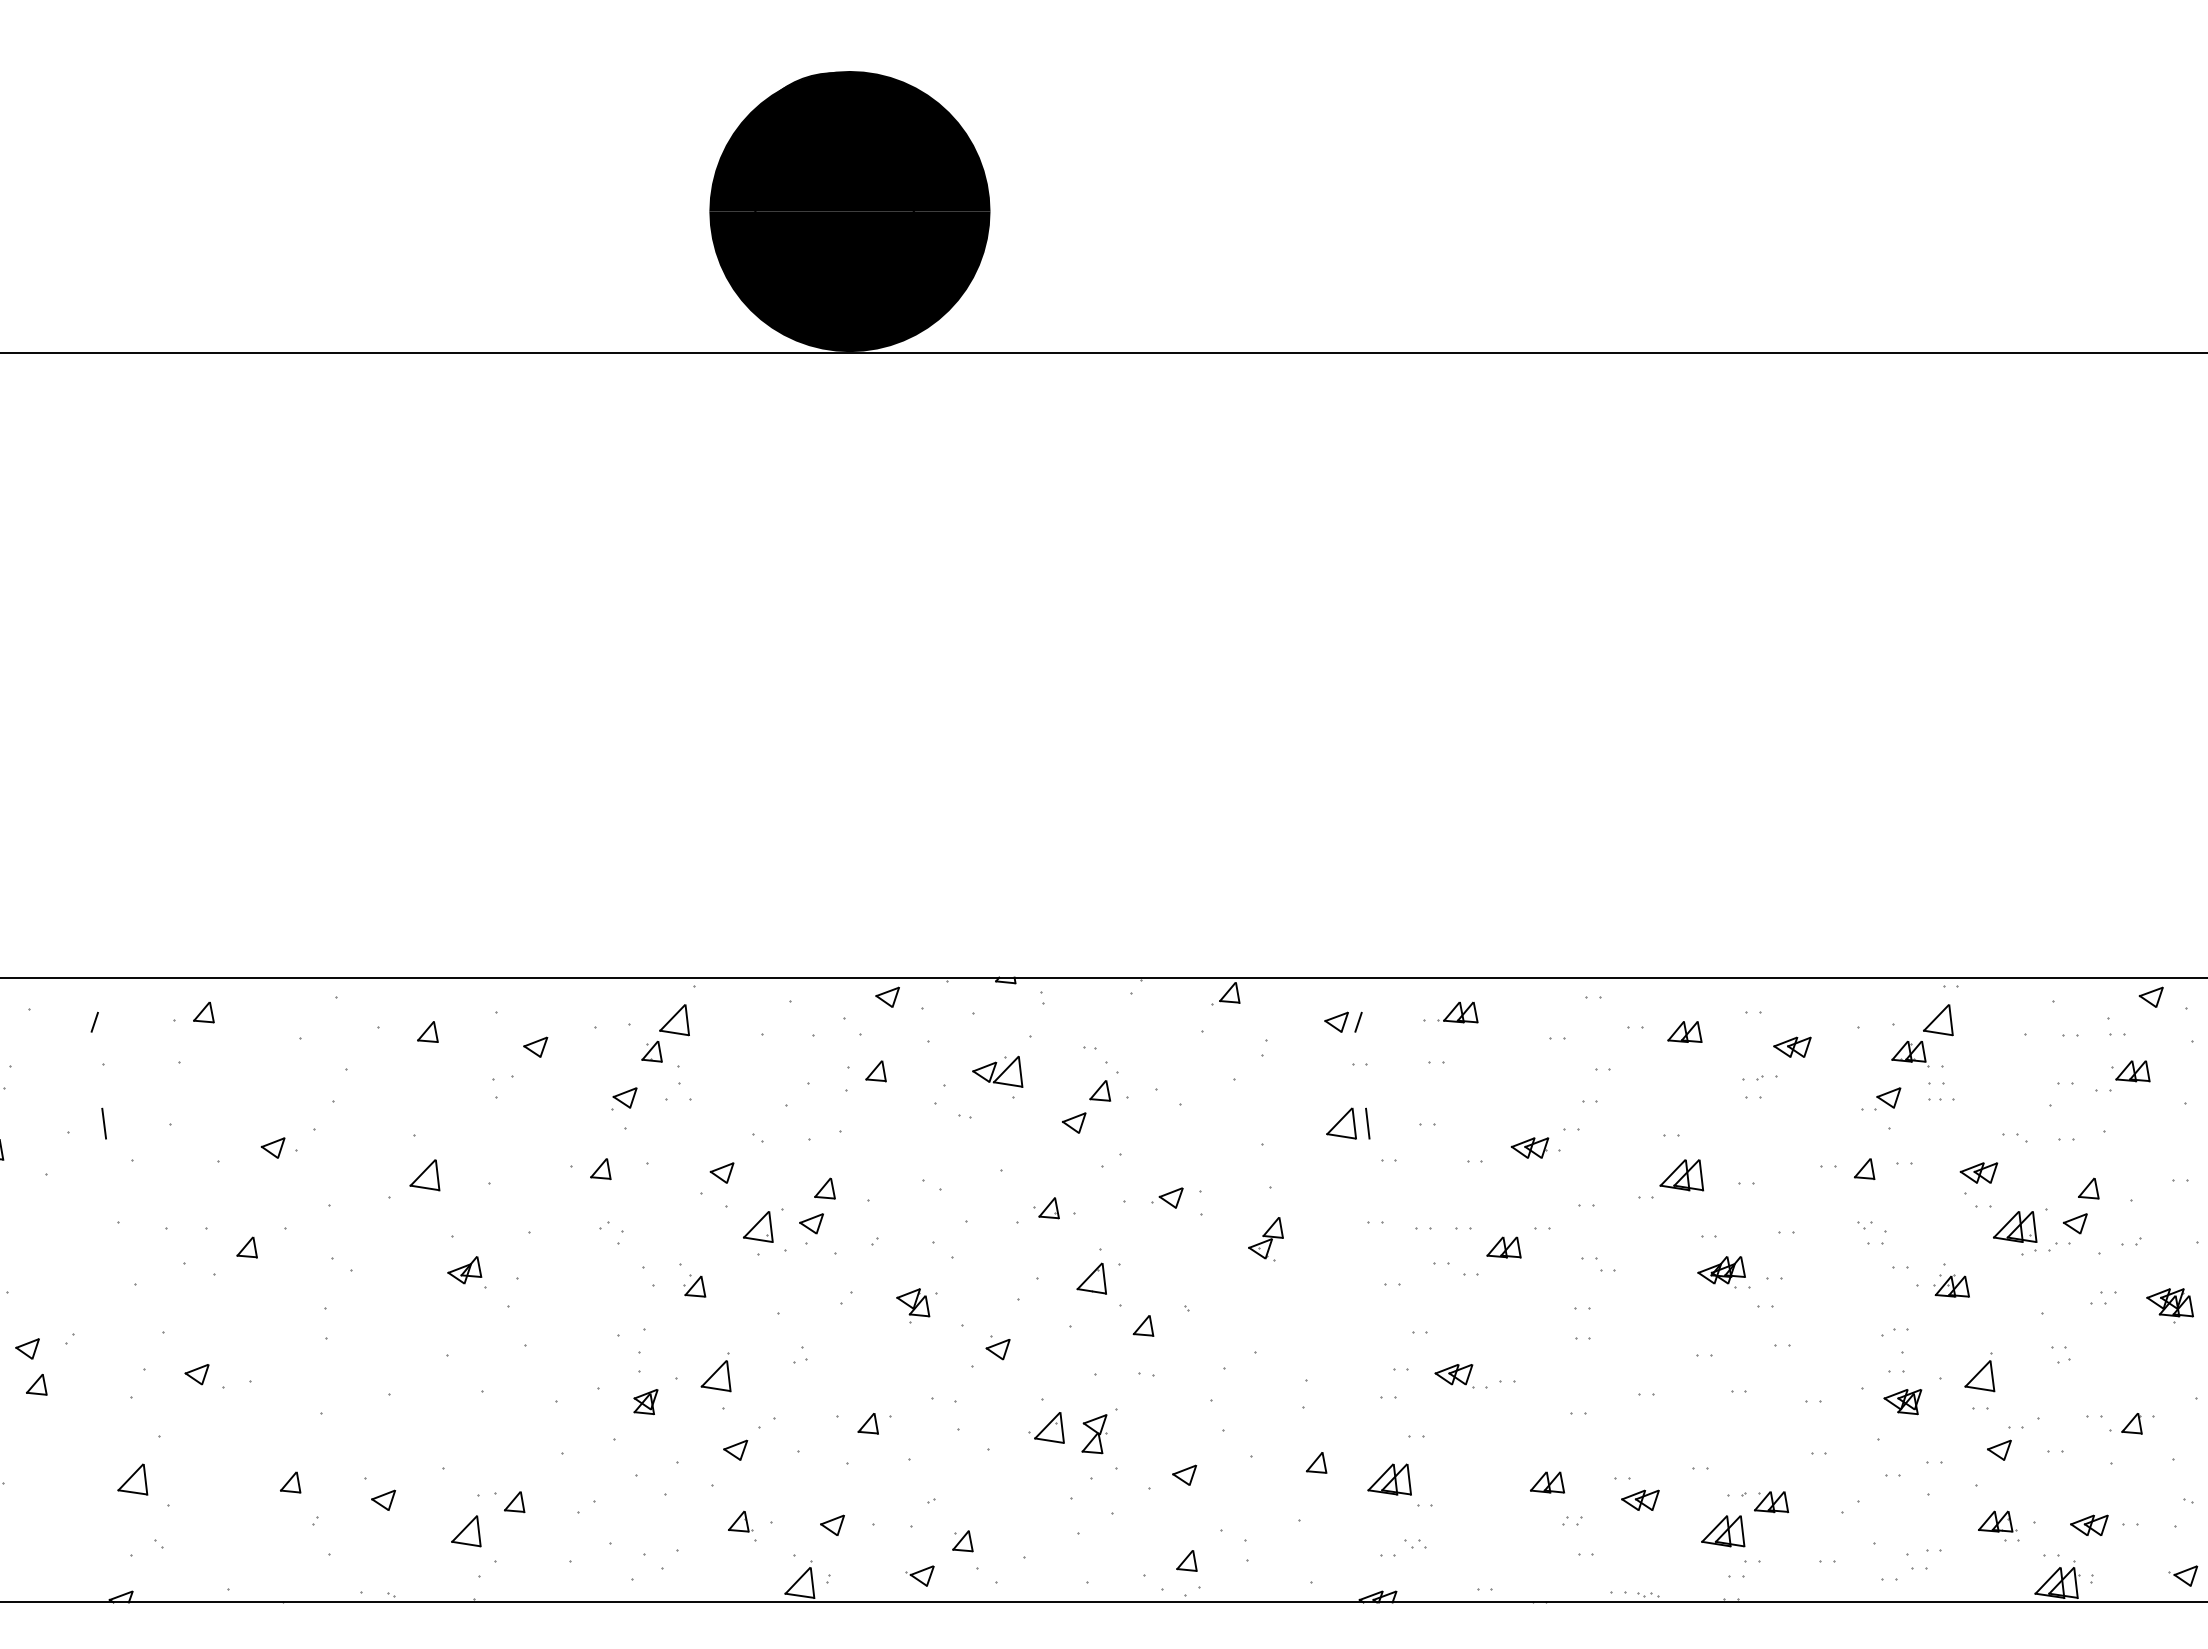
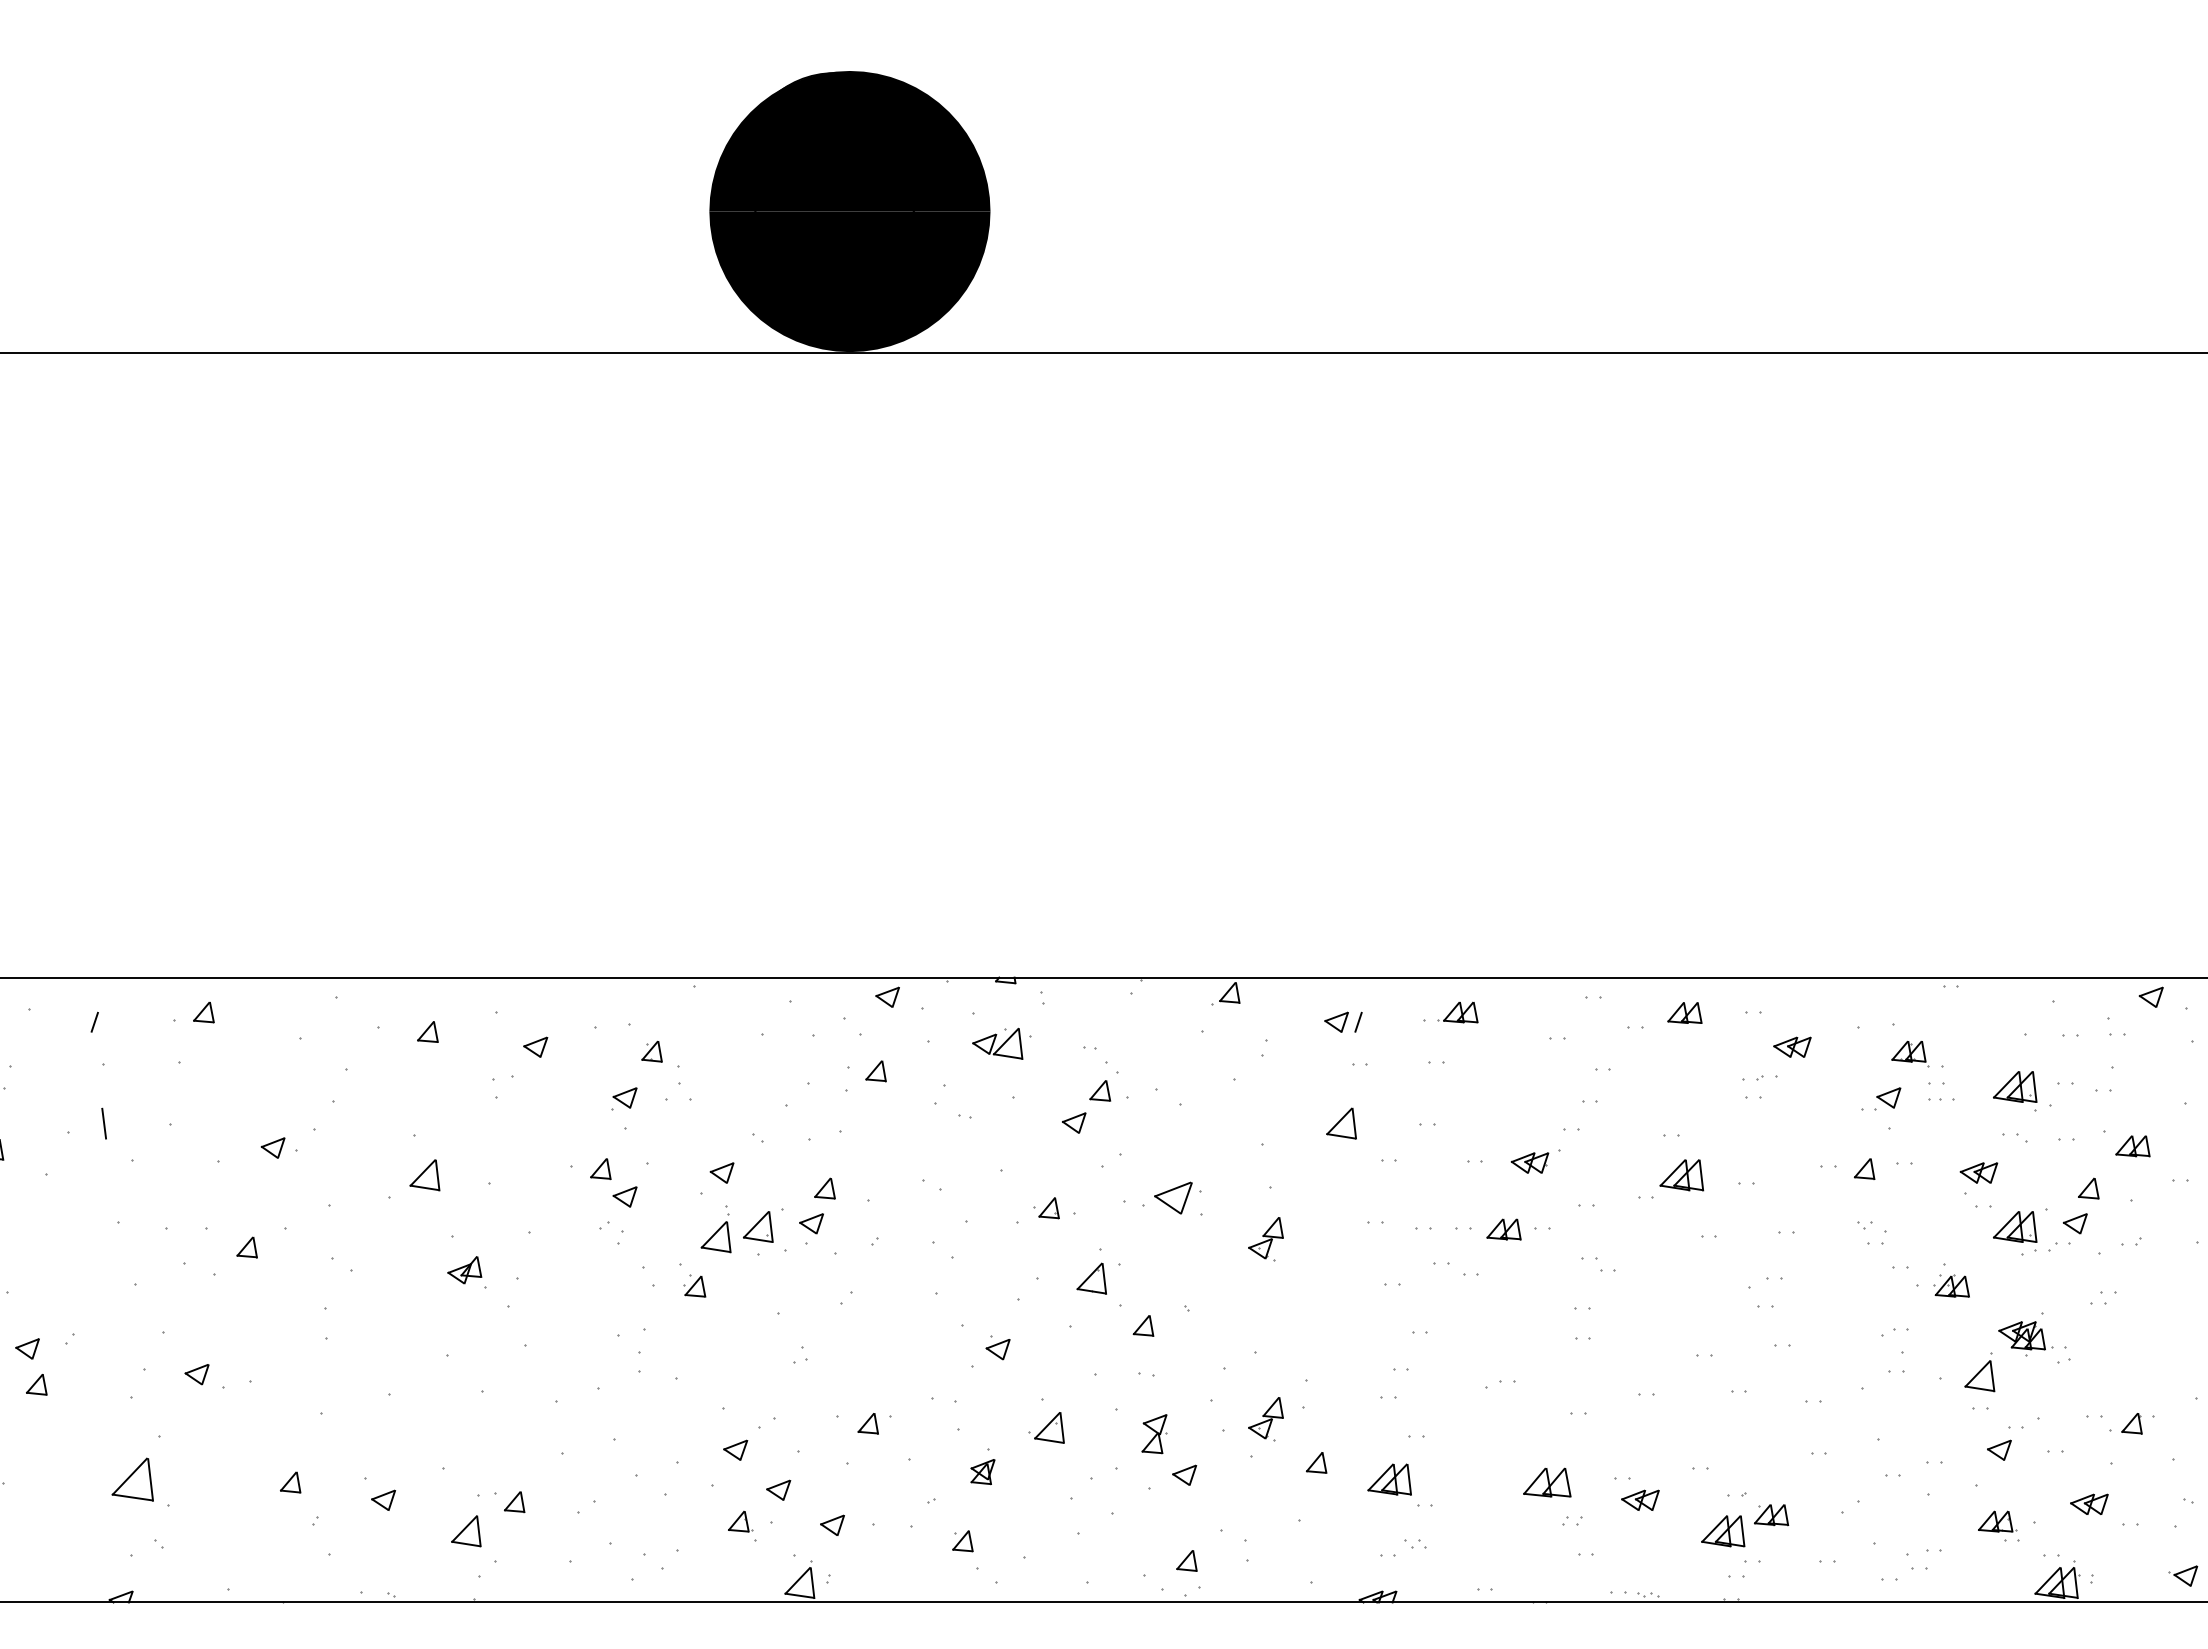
part: present -> none (674, 1020)
part: present -> none (1938, 1020)
part position: (1684, 1031) -> (1684, 1012) (1684, 1012)
part position: (997, 1071) -> (997, 1043) (997, 1043)
part position: (2132, 1071) -> (2132, 1146) (2132, 1146)
part: none -> present (2015, 1091)
line: present -> none (1367, 1123)
part position: (1529, 1147) -> (1529, 1162) (1529, 1162)
part: none -> present (624, 1196)
part size: 33x22 px -> 51x34 px (1167, 1197)
part position: (1503, 1247) -> (1503, 1229) (1503, 1229)
part: present -> none (1721, 1272)
part: present -> none (913, 1305)
part position: (2169, 1305) -> (2021, 1338) (2021, 1338)
part position: (715, 1372) -> (715, 1233) (715, 1233)
part: present -> none (1454, 1376)
part position: (645, 1402) -> (982, 1472) (982, 1472)
part: present -> none (1902, 1402)
part: none -> present (1265, 1419)
part position: (1094, 1434) -> (1154, 1434) (1154, 1434)
part size: 32x33 px -> 43x45 px (132, 1479)
part size: 36x23 px -> 49x31 px (1547, 1482)
part: none -> present (778, 1489)
part position: (1771, 1502) -> (1771, 1515) (1771, 1515)
part position: (2089, 1524) -> (2089, 1503) (2089, 1503)
part: present -> none (919, 1575)
